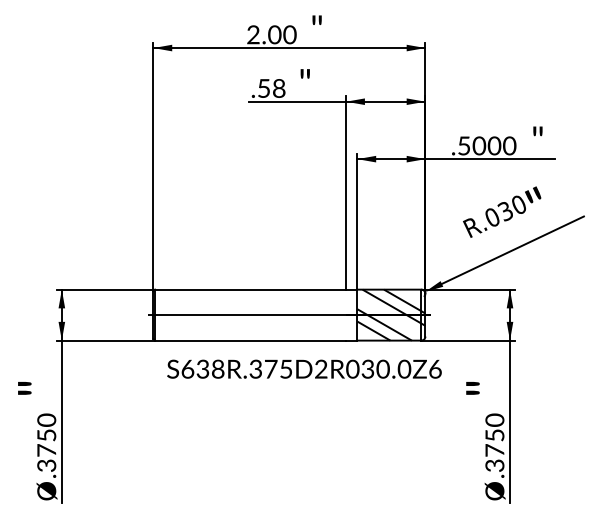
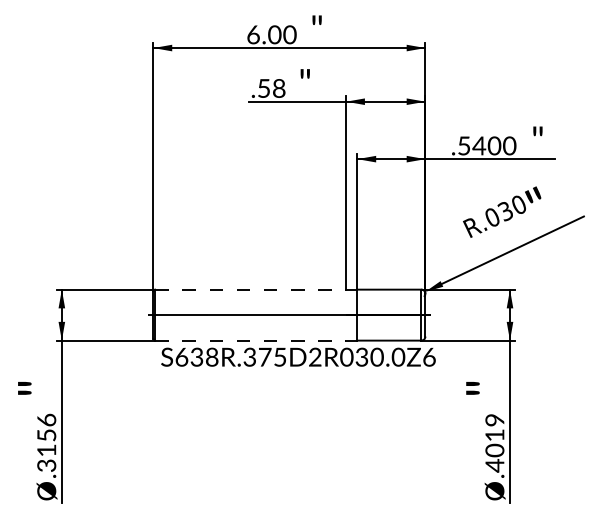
text: 2.00 -> 6.00 (253, 34)
text: .5000 -> .5400 (479, 145)
line: solid -> dashed (250, 289)
hatch: present -> none (391, 314)
line: solid -> dashed (250, 340)
text position: (304, 368) -> (298, 356) (298, 356)
text: .3750 -> .3156 (46, 434)
text: .3750 -> .4019 (494, 442)
